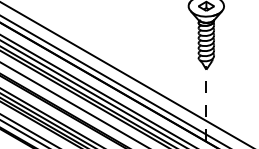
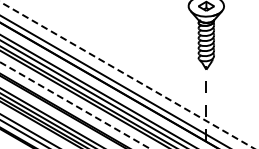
line: solid -> dashed (127, 75)
line: solid -> dashed (74, 105)
